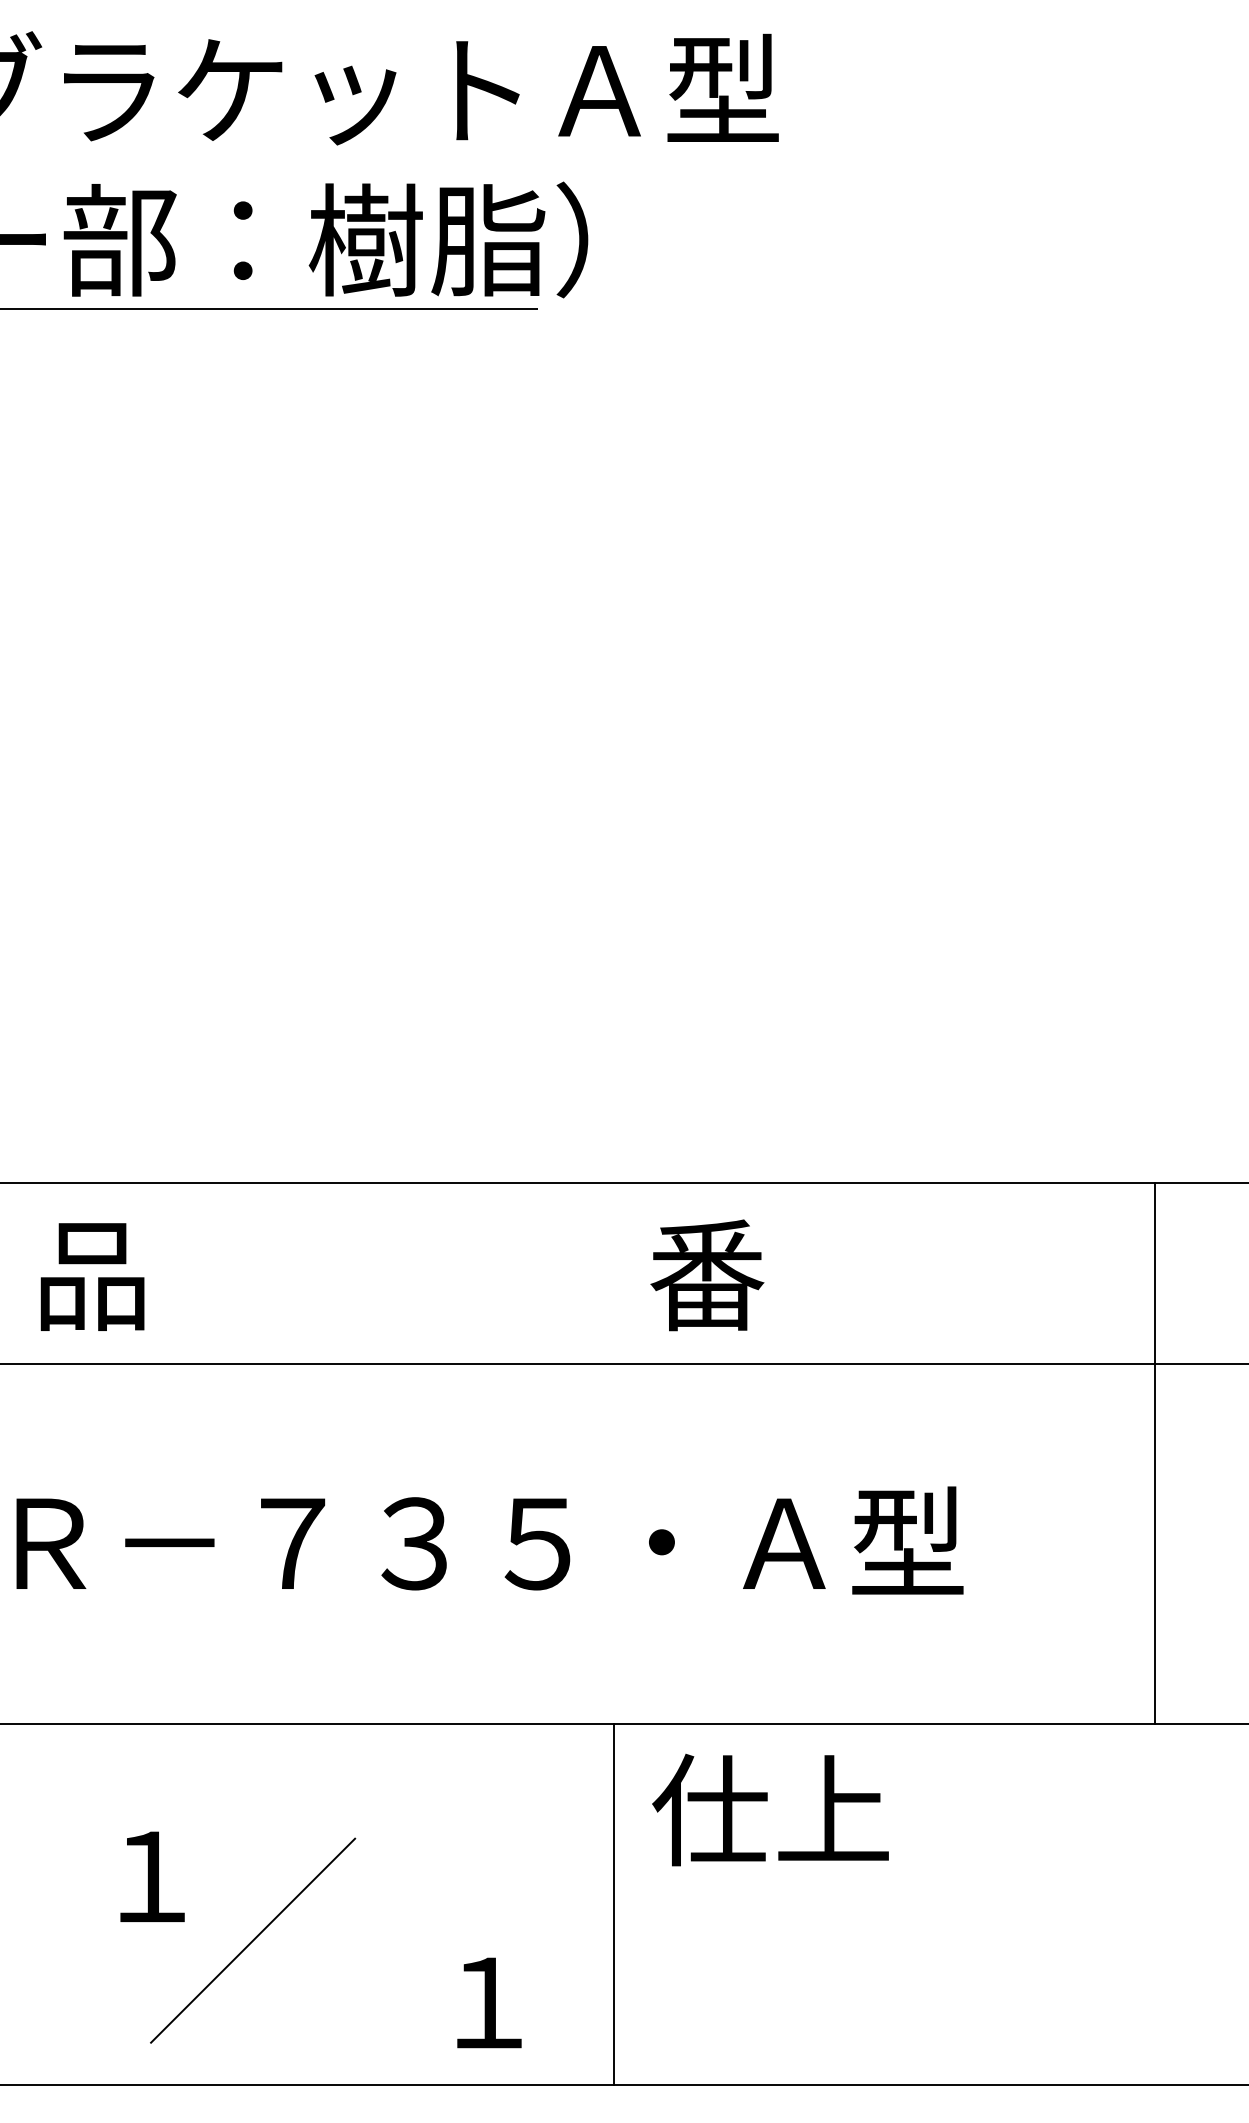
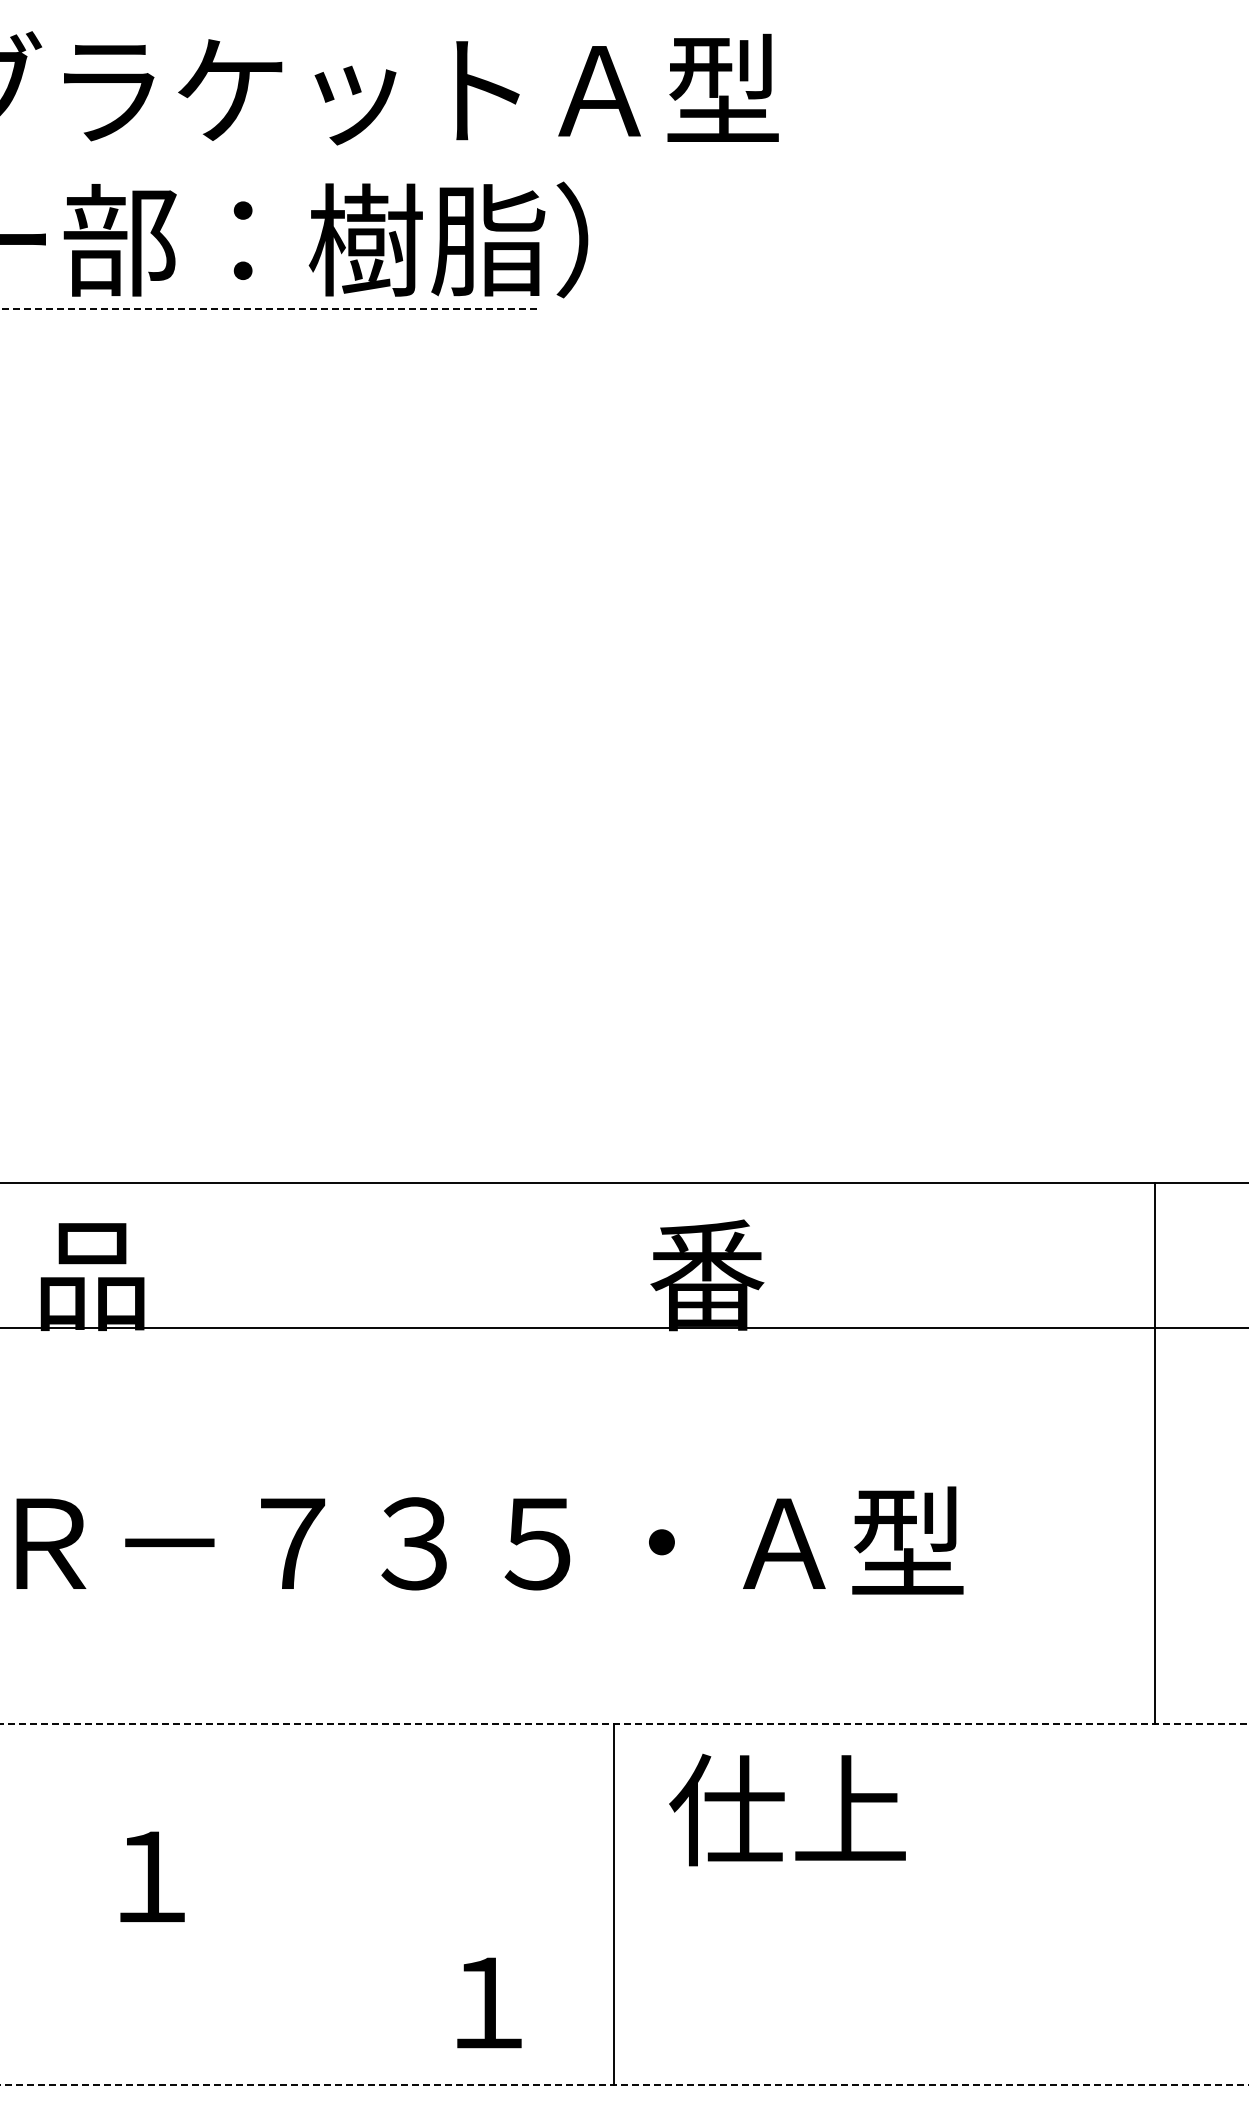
line: solid -> dashed (269, 309)
line position: (623, 1363) -> (623, 1327) (623, 1327)
line: solid -> dashed (624, 1724)
text position: (770, 1809) -> (787, 1809) (787, 1809)
line: present -> none (253, 1940)
line: solid -> dashed (624, 2085)
